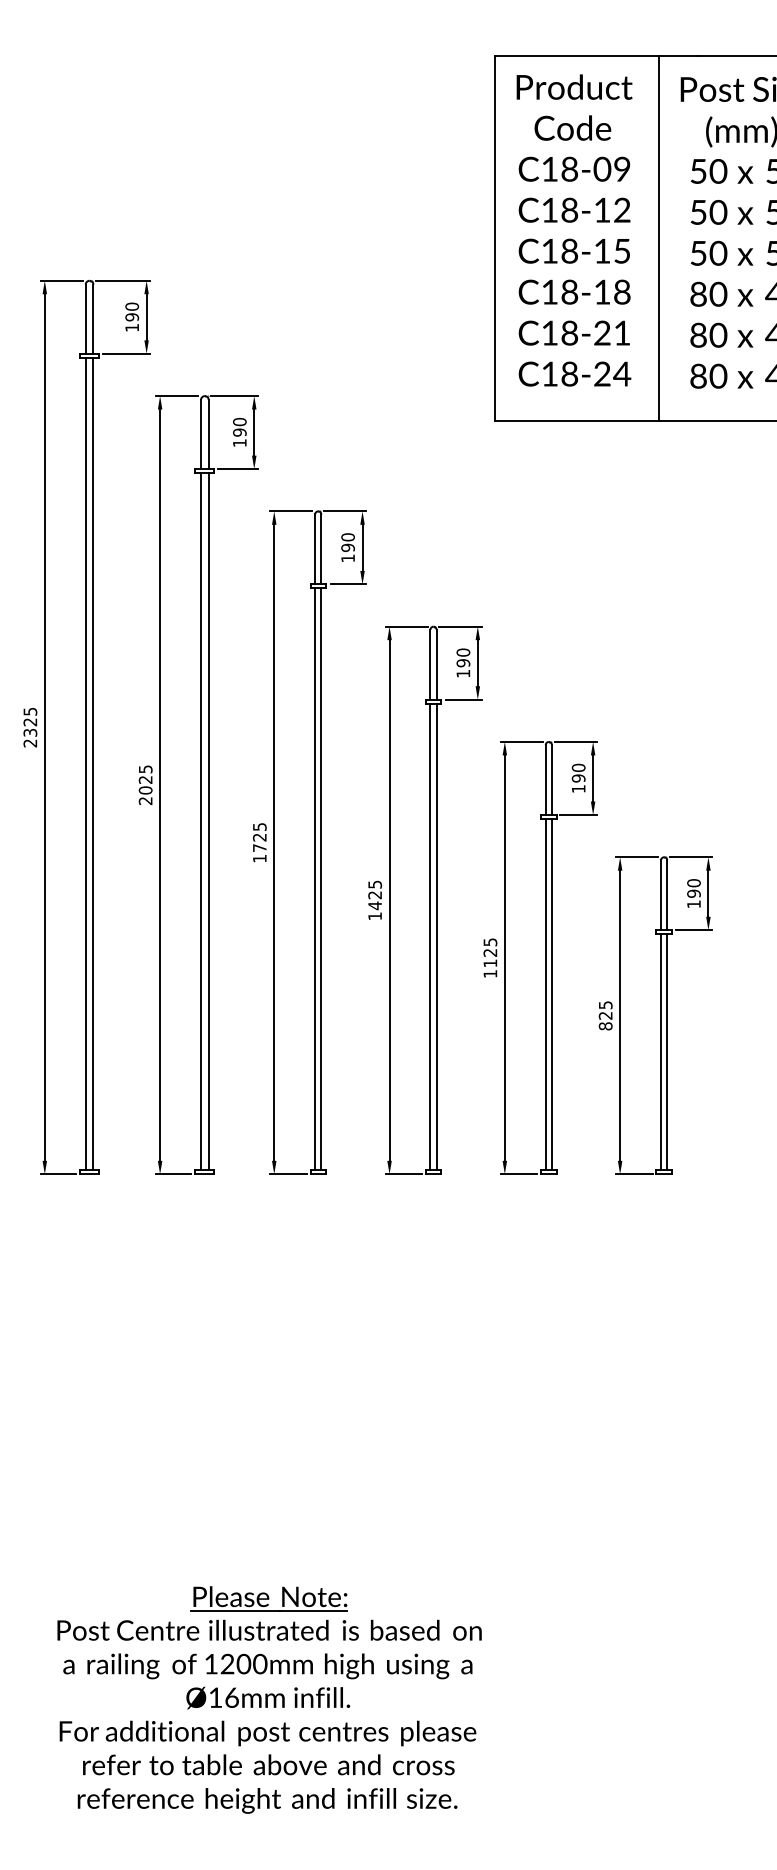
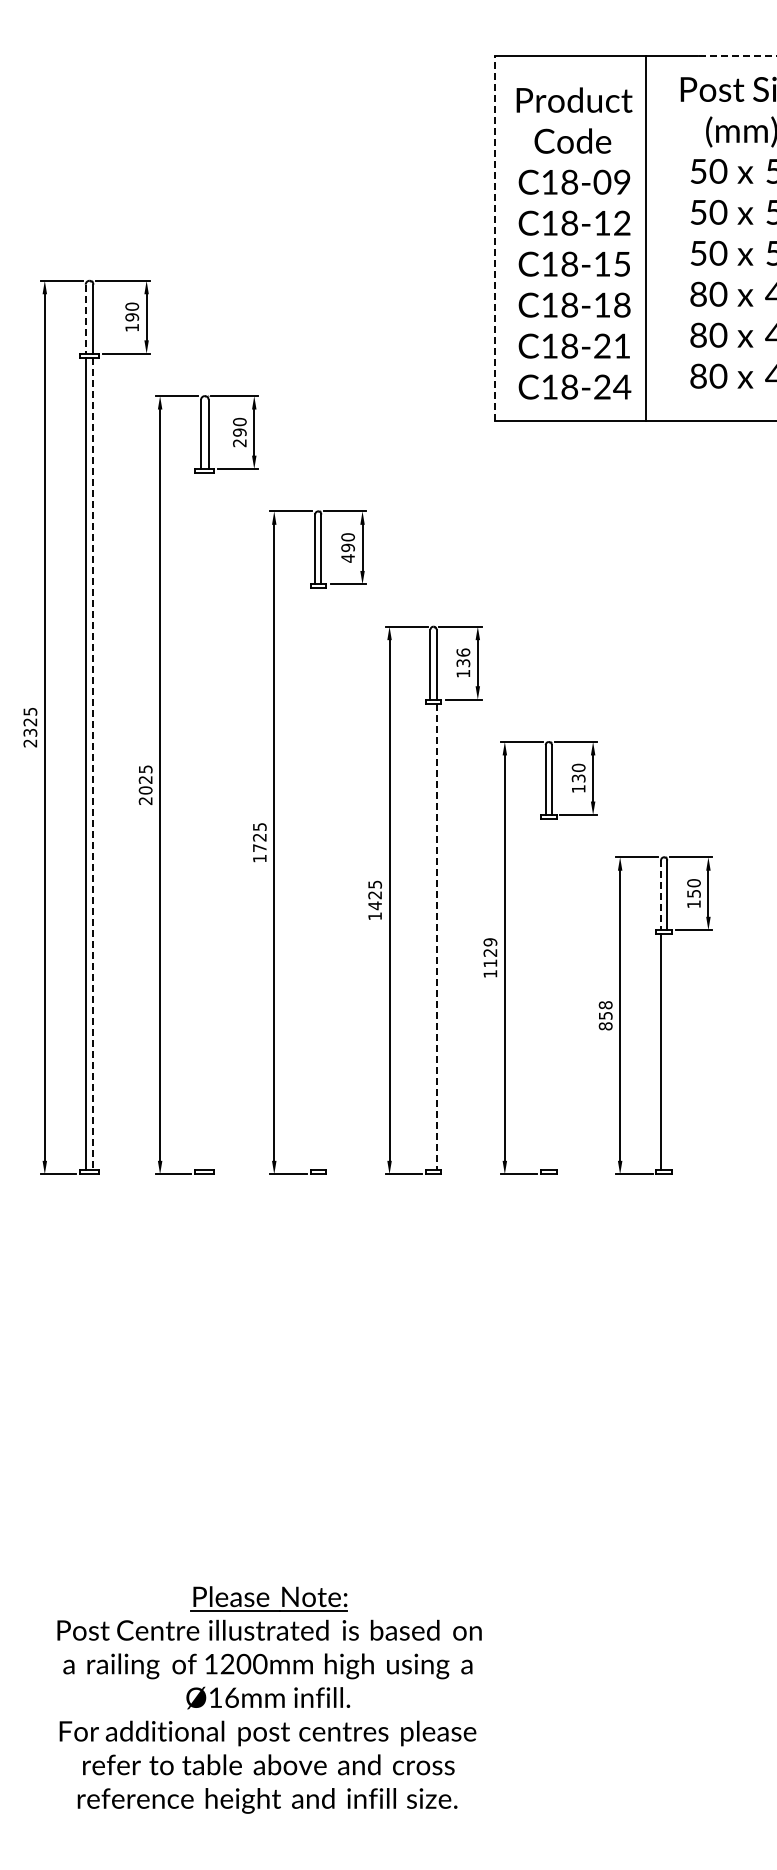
line: solid -> dashed (737, 56)
text position: (574, 230) -> (574, 243) (574, 243)
line: solid -> dashed (495, 238)
line position: (659, 238) -> (646, 238) (646, 238)
line: solid -> dashed (85, 319)
text: 190 -> 290 (239, 443)
text: 190 -> 490 (347, 558)
text: 190 -> 136 (463, 657)
line: solid -> dashed (93, 764)
text: 190 -> 130 (578, 778)
line: present -> none (201, 821)
line: present -> none (208, 821)
line: present -> none (315, 879)
line: present -> none (321, 879)
text: 190 -> 150 (693, 893)
line: solid -> dashed (661, 895)
line: present -> none (430, 936)
line: solid -> dashed (436, 937)
text: 1125 -> 1129 (489, 942)
line: present -> none (545, 994)
line: present -> none (551, 994)
text: 825 -> 858 (605, 1010)
line: present -> none (667, 1052)
